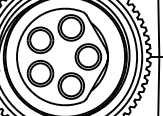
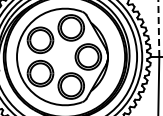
line: solid -> dashed (158, 28)
